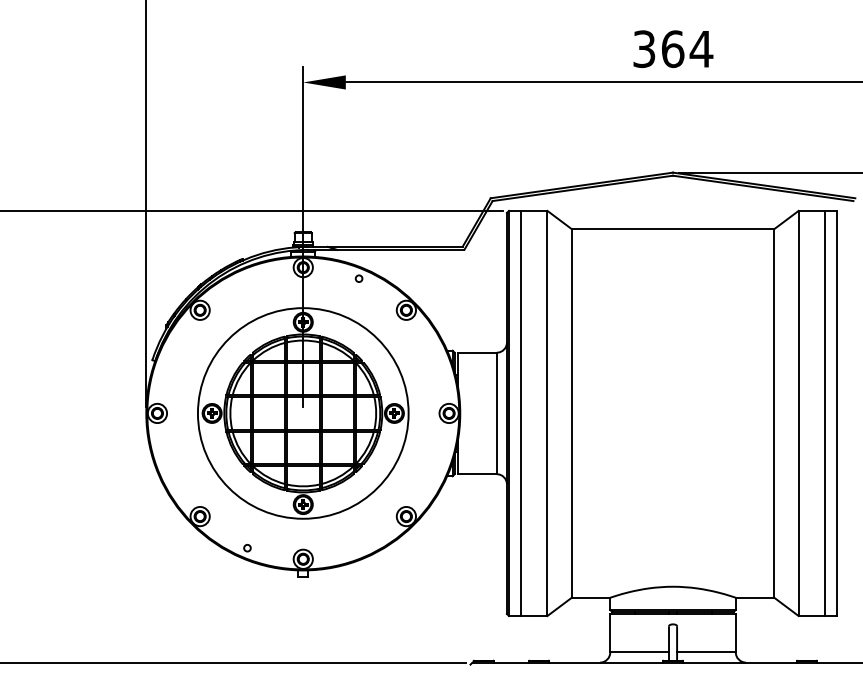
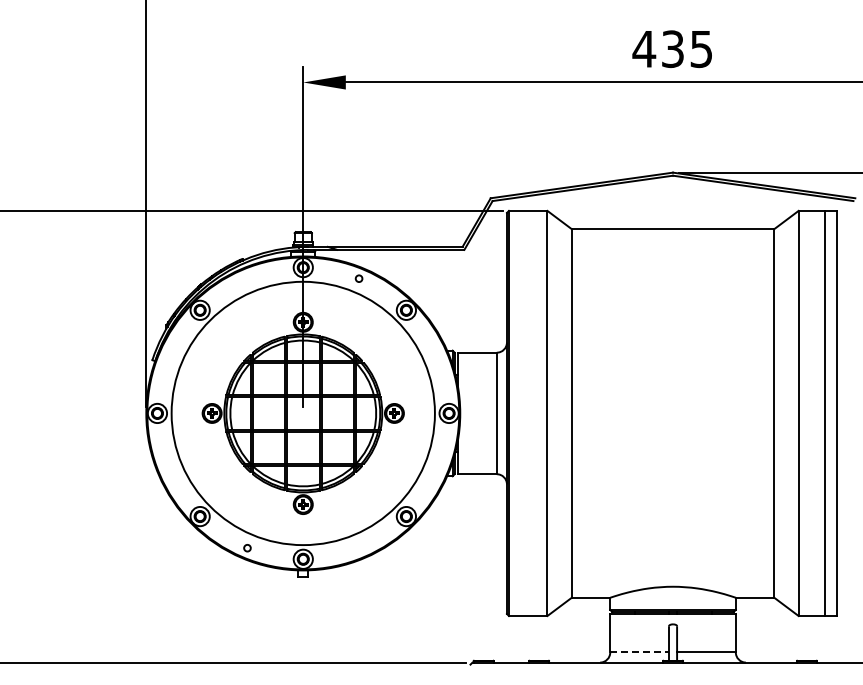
text: 364 -> 435 (672, 49)
circle diameter: 211 px -> 263 px (302, 413)
line: present -> none (521, 413)
line: solid -> dashed (640, 652)
